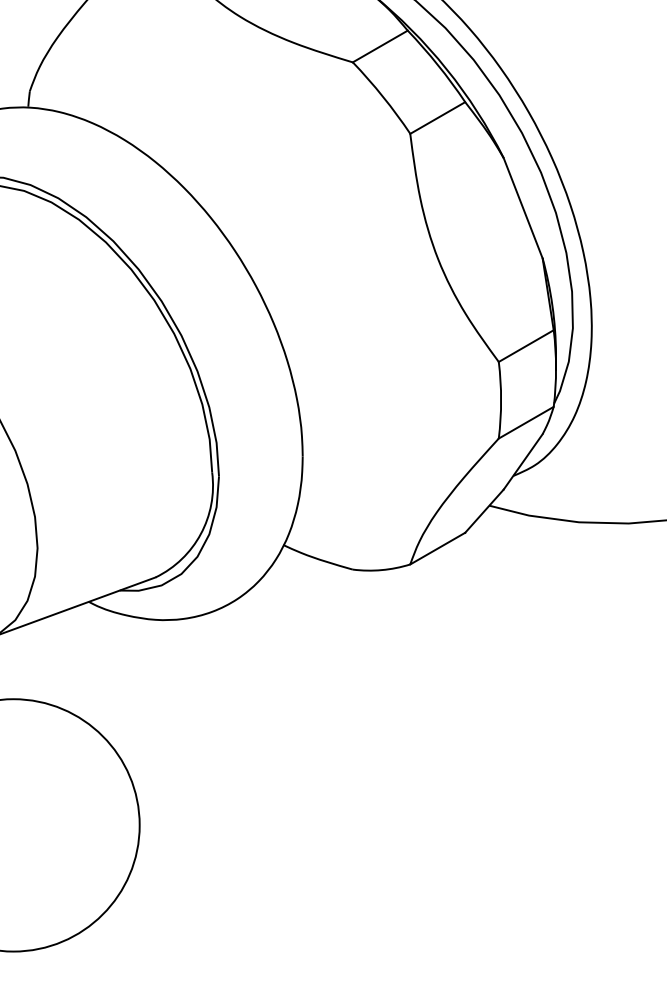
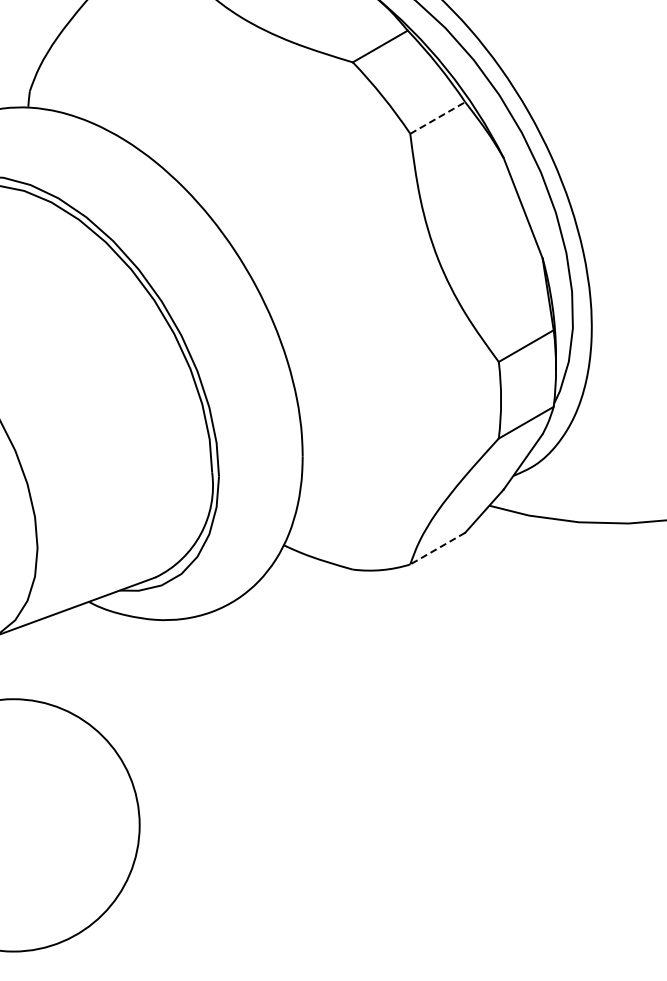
line: solid -> dashed (437, 118)
line: solid -> dashed (437, 548)
